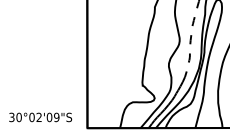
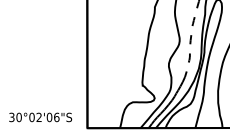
text: 30°02'09"S -> 30°02'06"S (56, 117)
